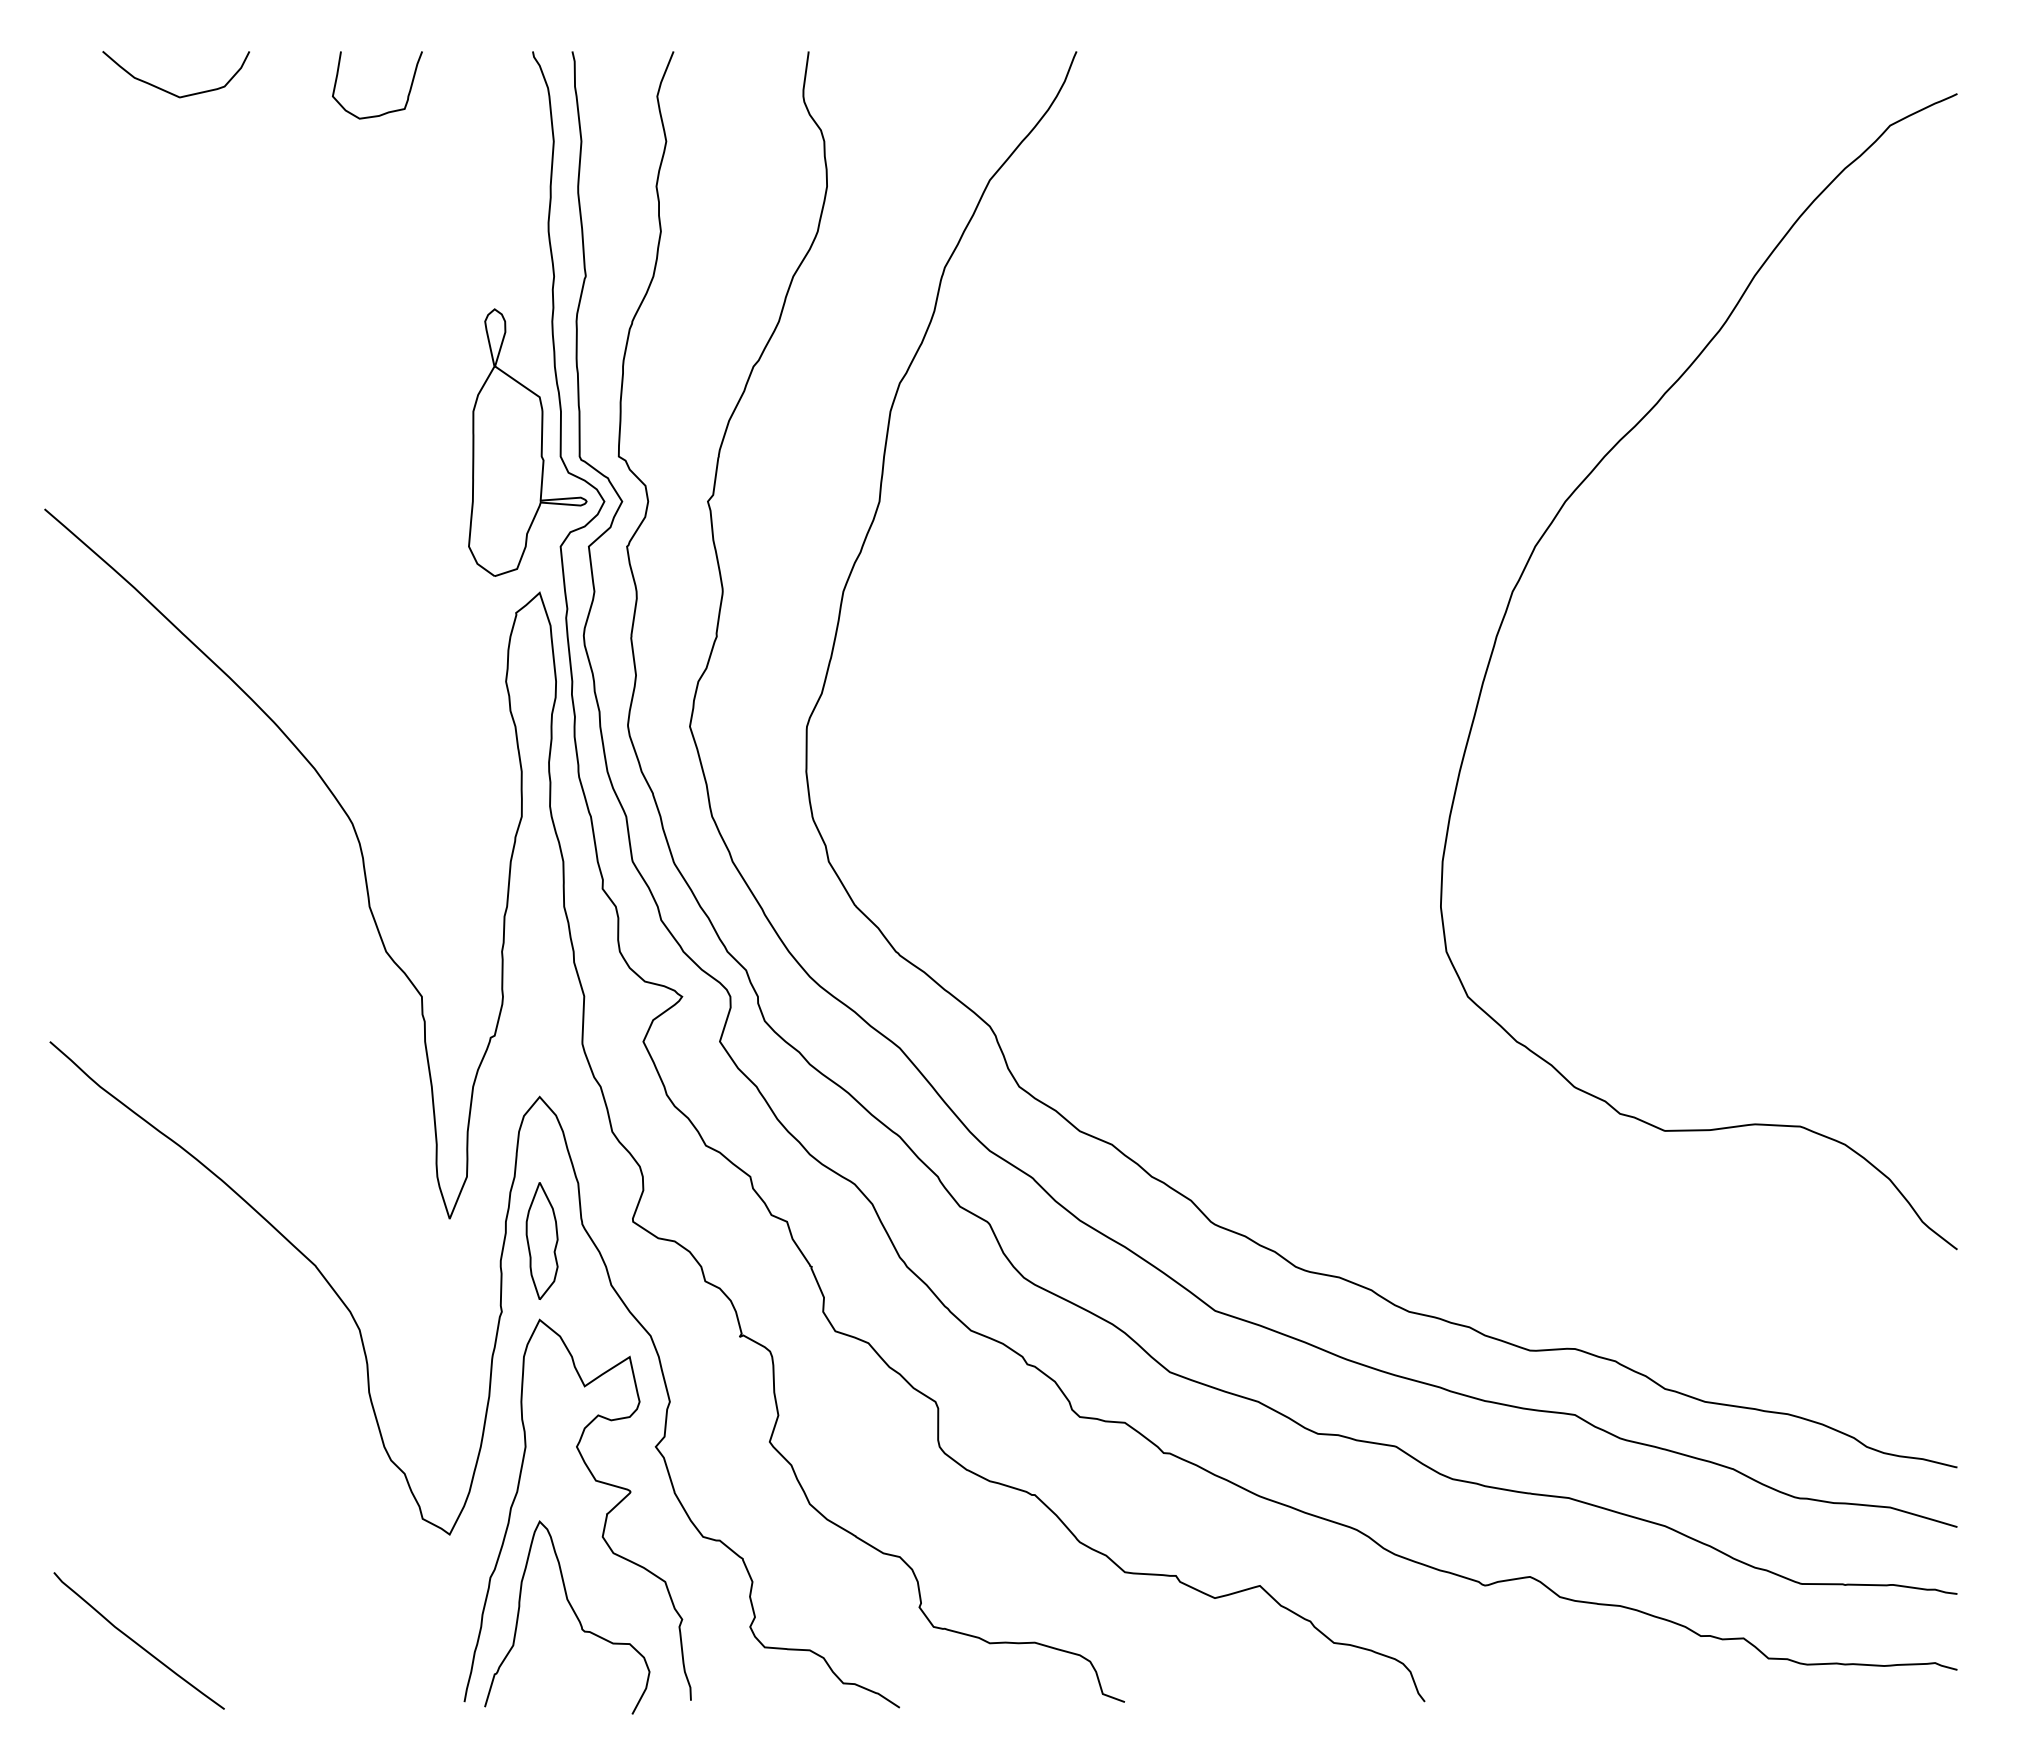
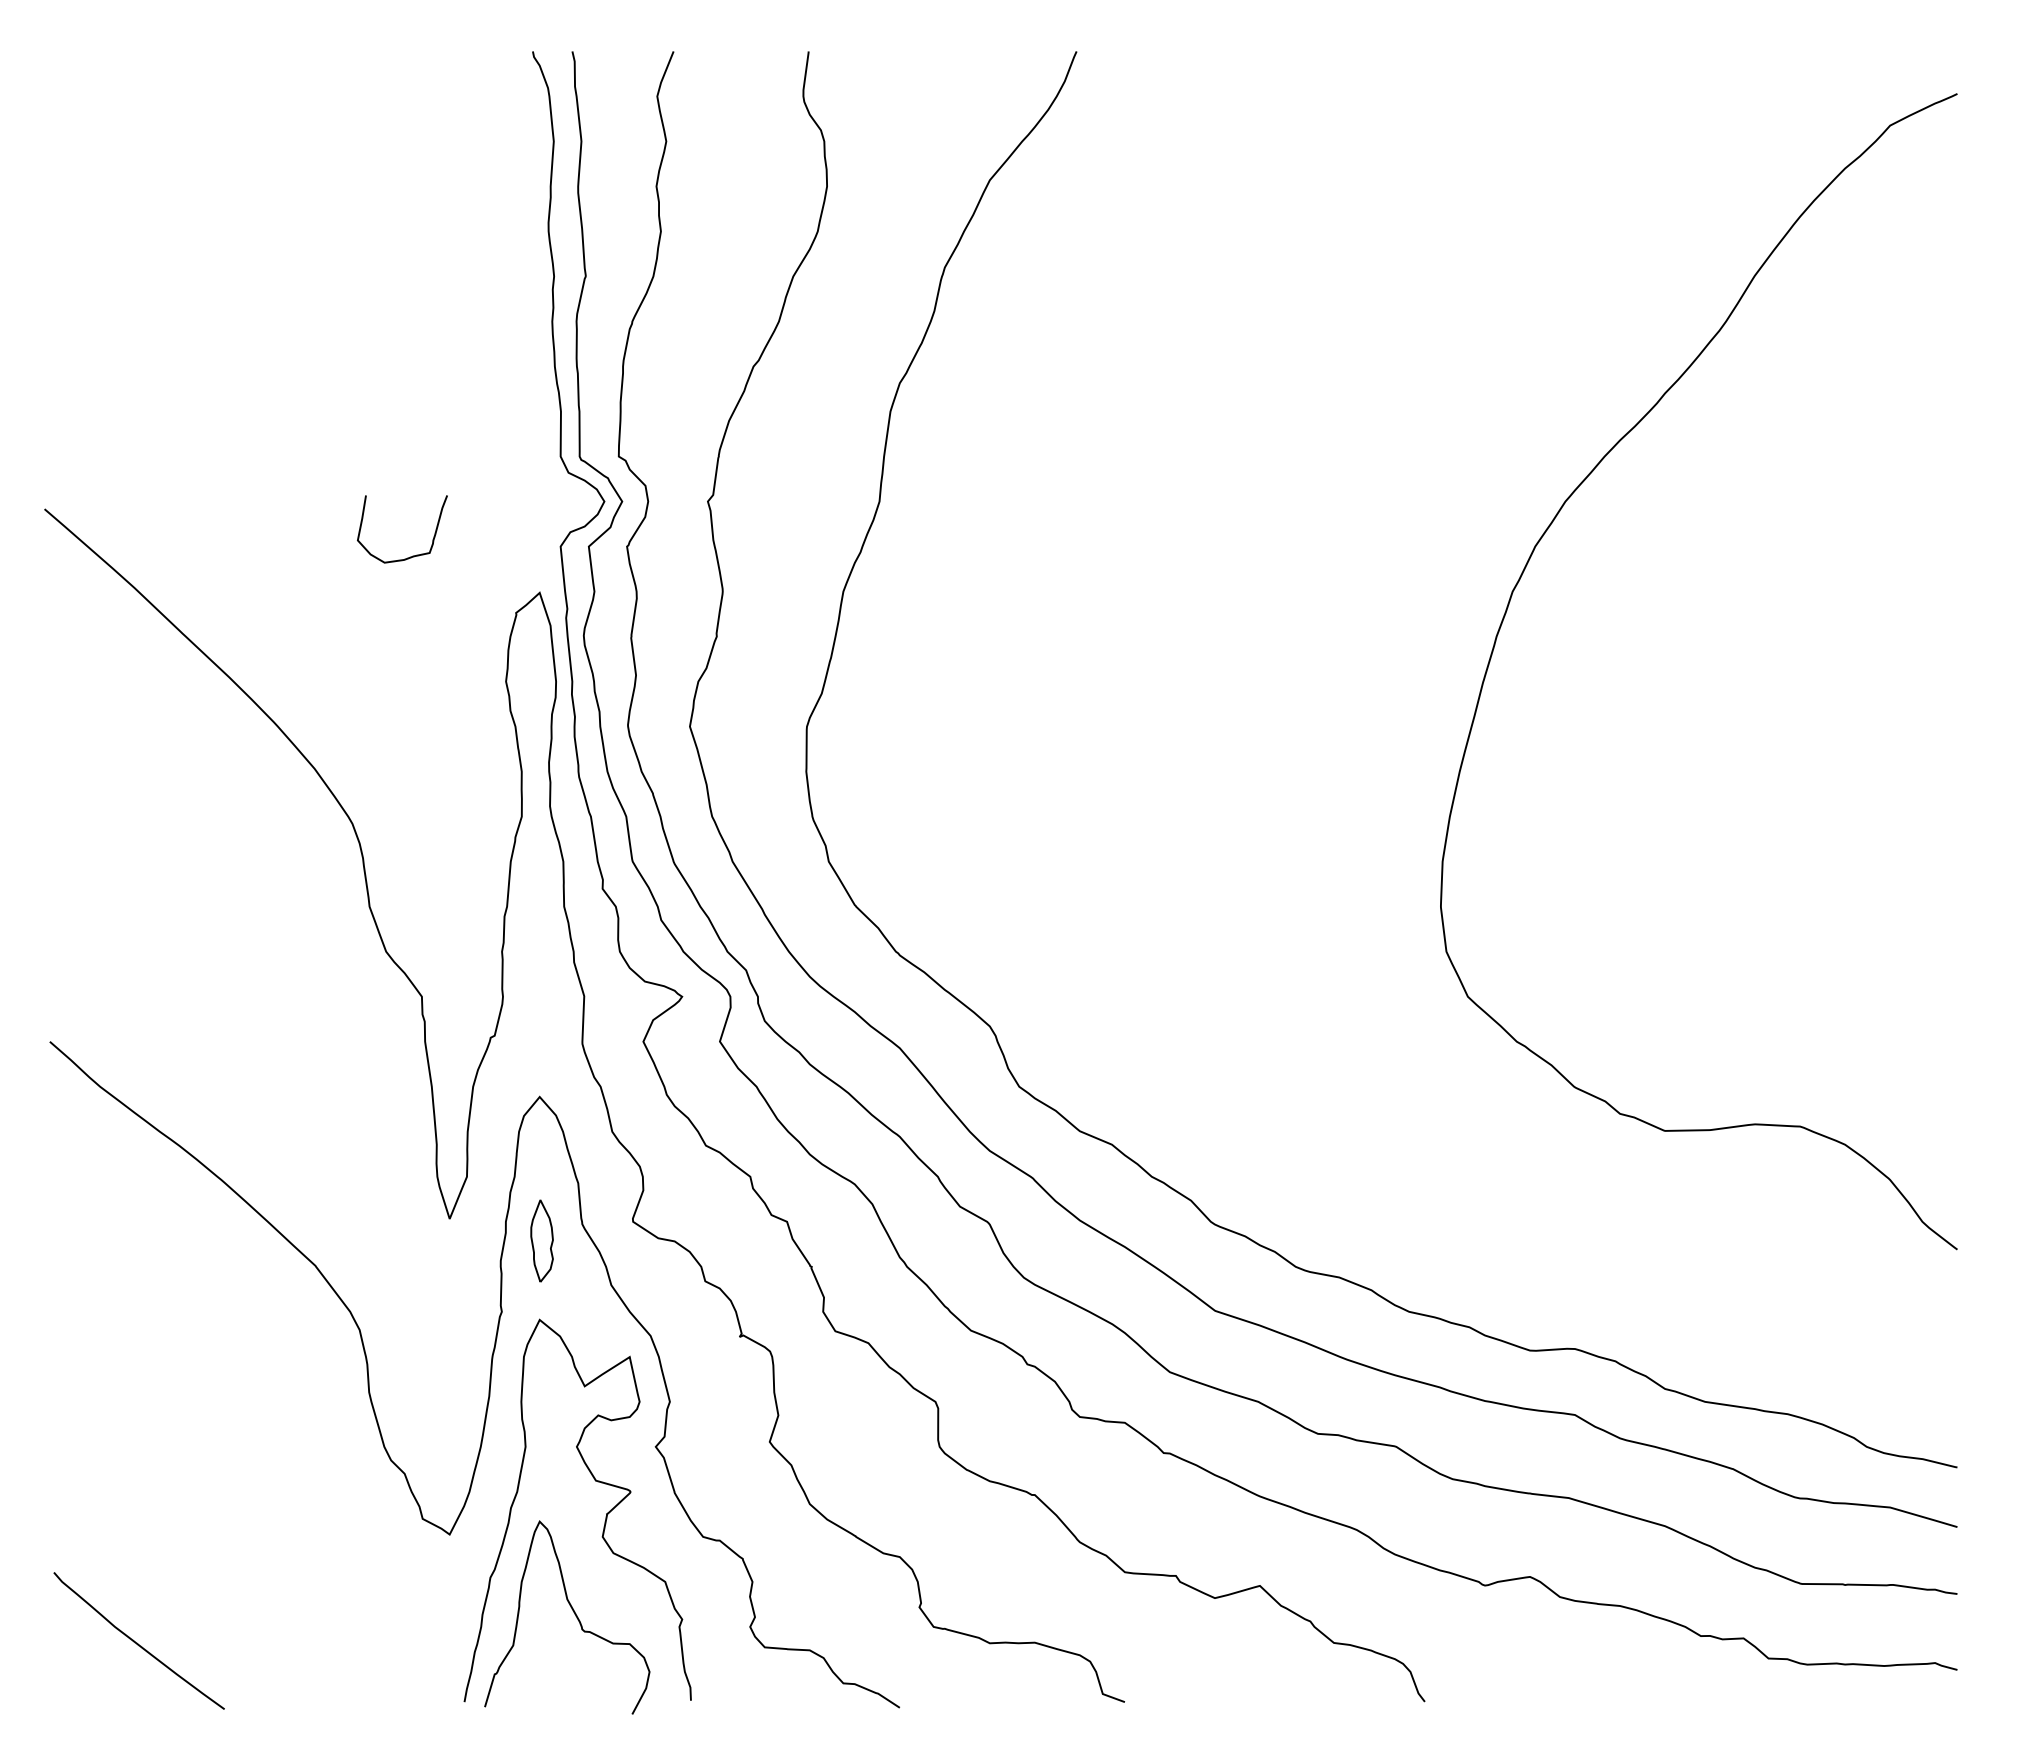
curve: present -> none (169, 91)
curve position: (387, 111) -> (412, 555) (412, 555)
part: present -> none (527, 442)
part size: 34x118 px -> 24x84 px (541, 1240)
